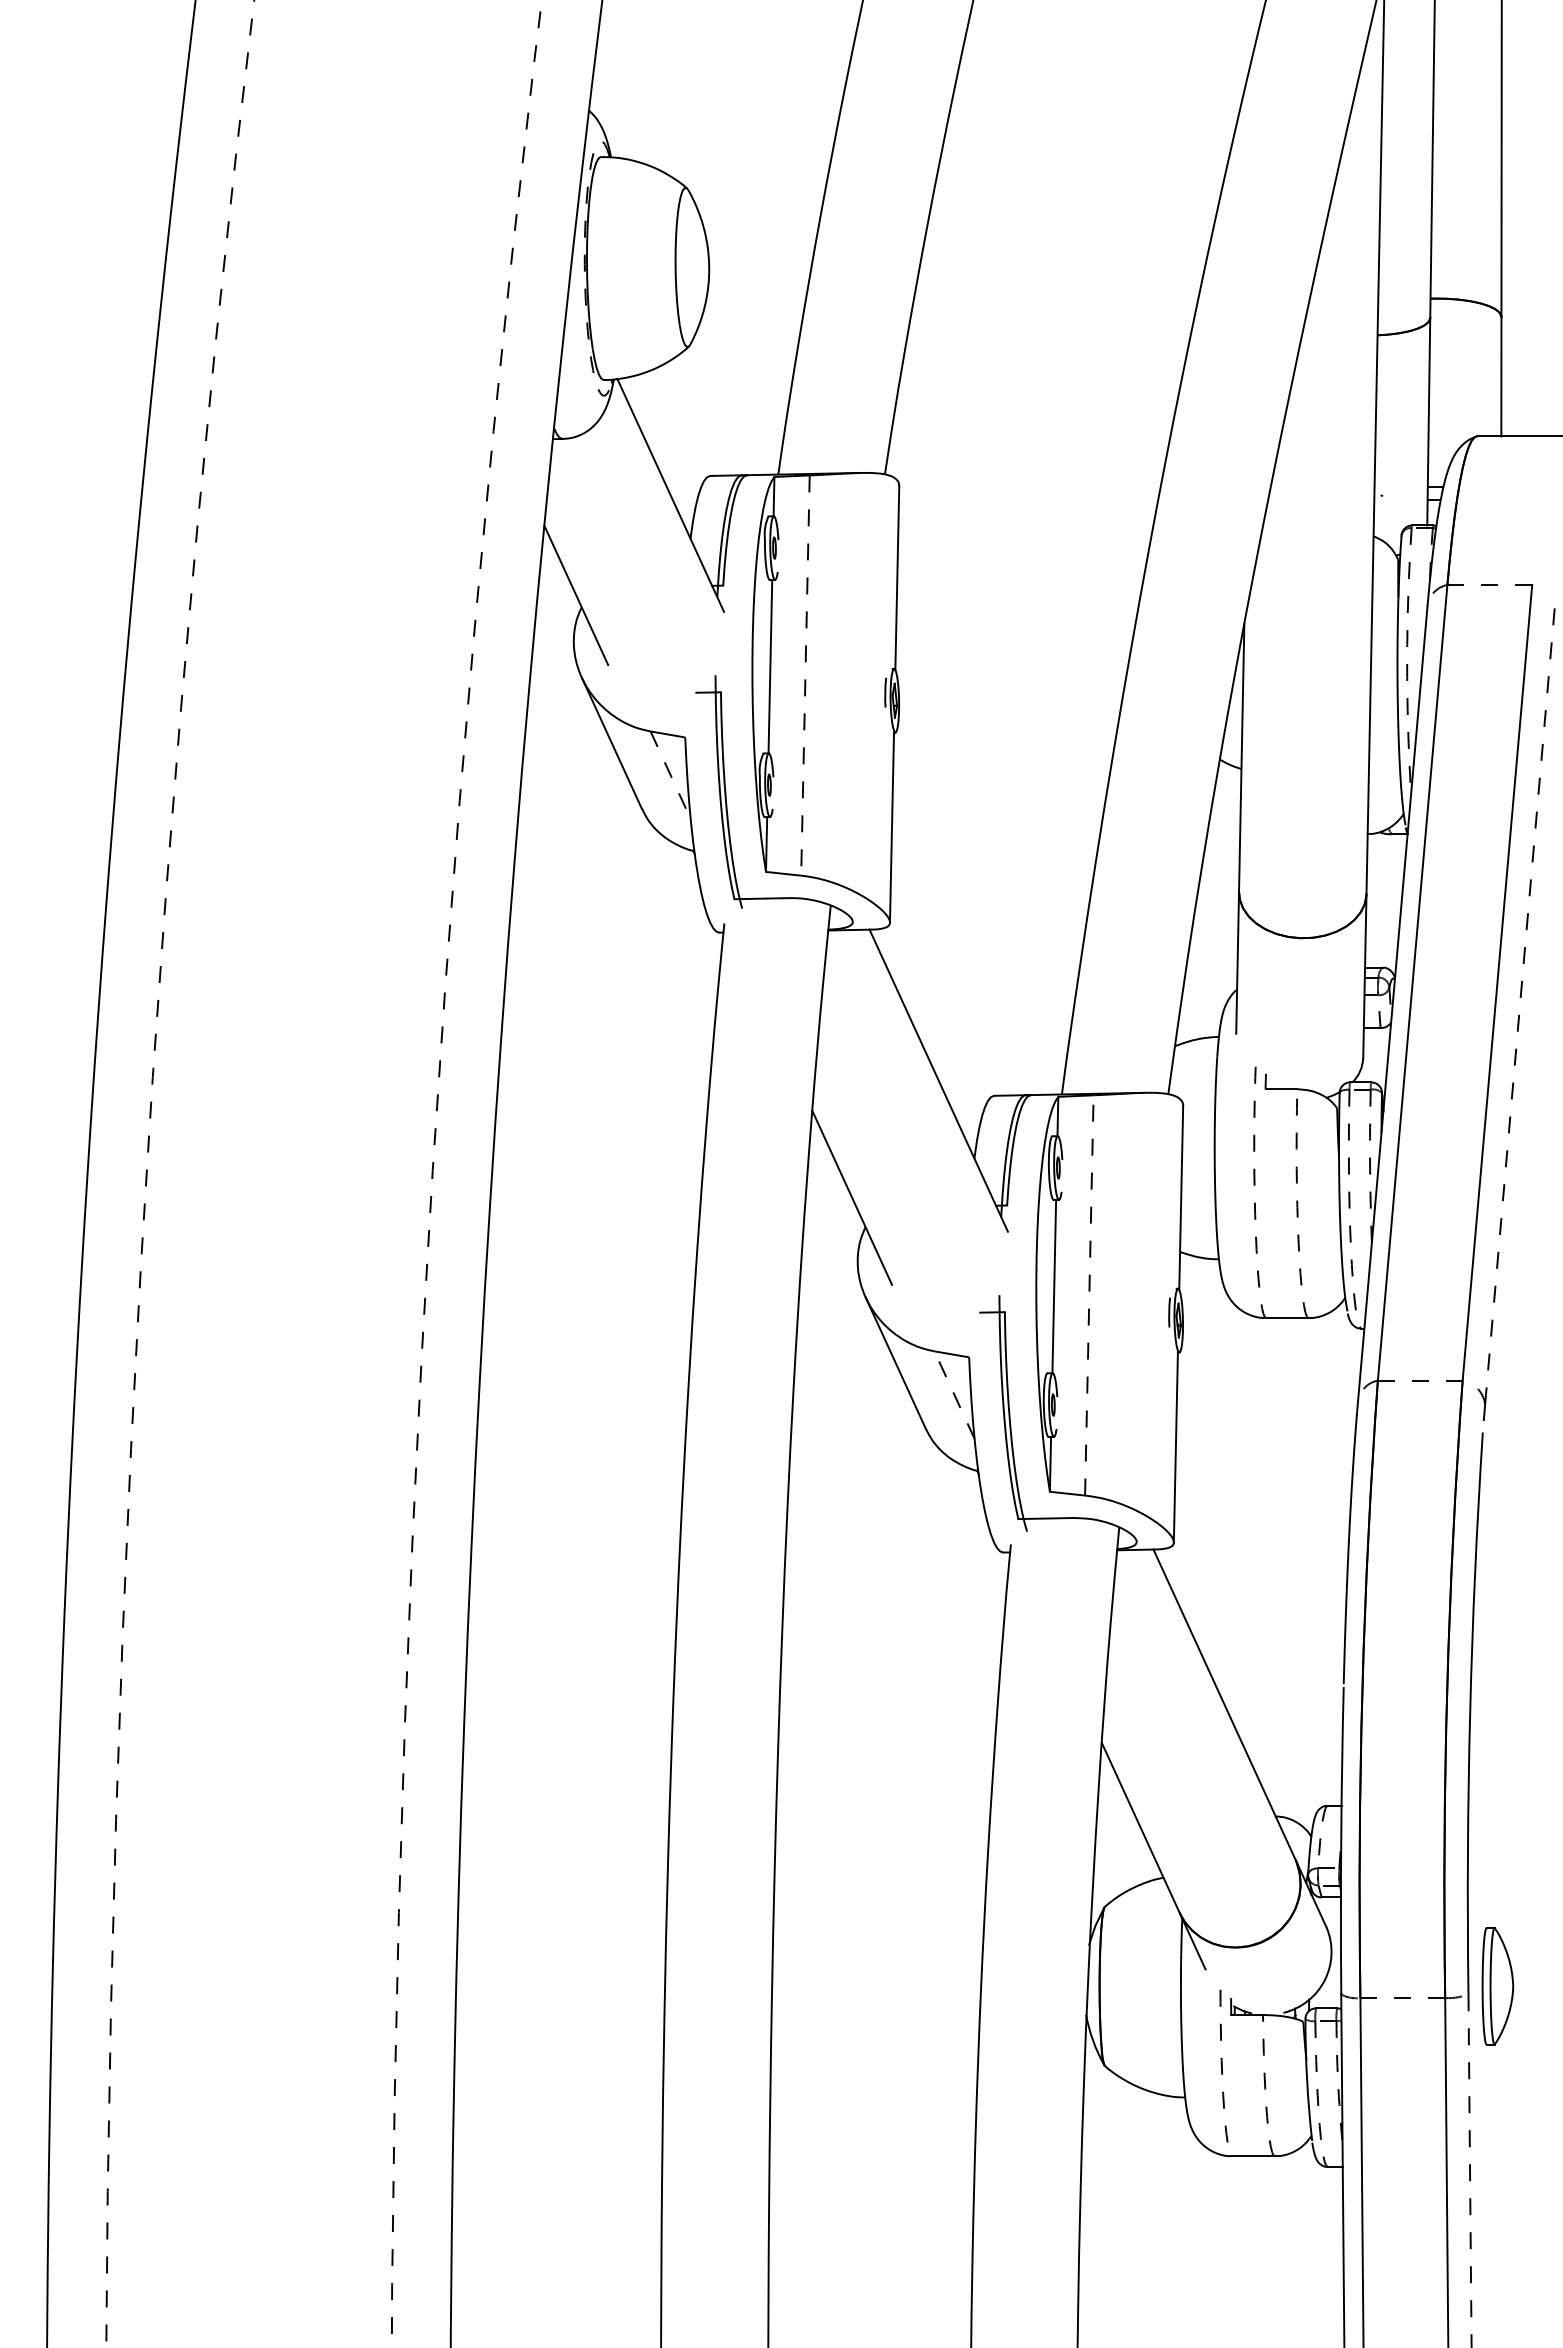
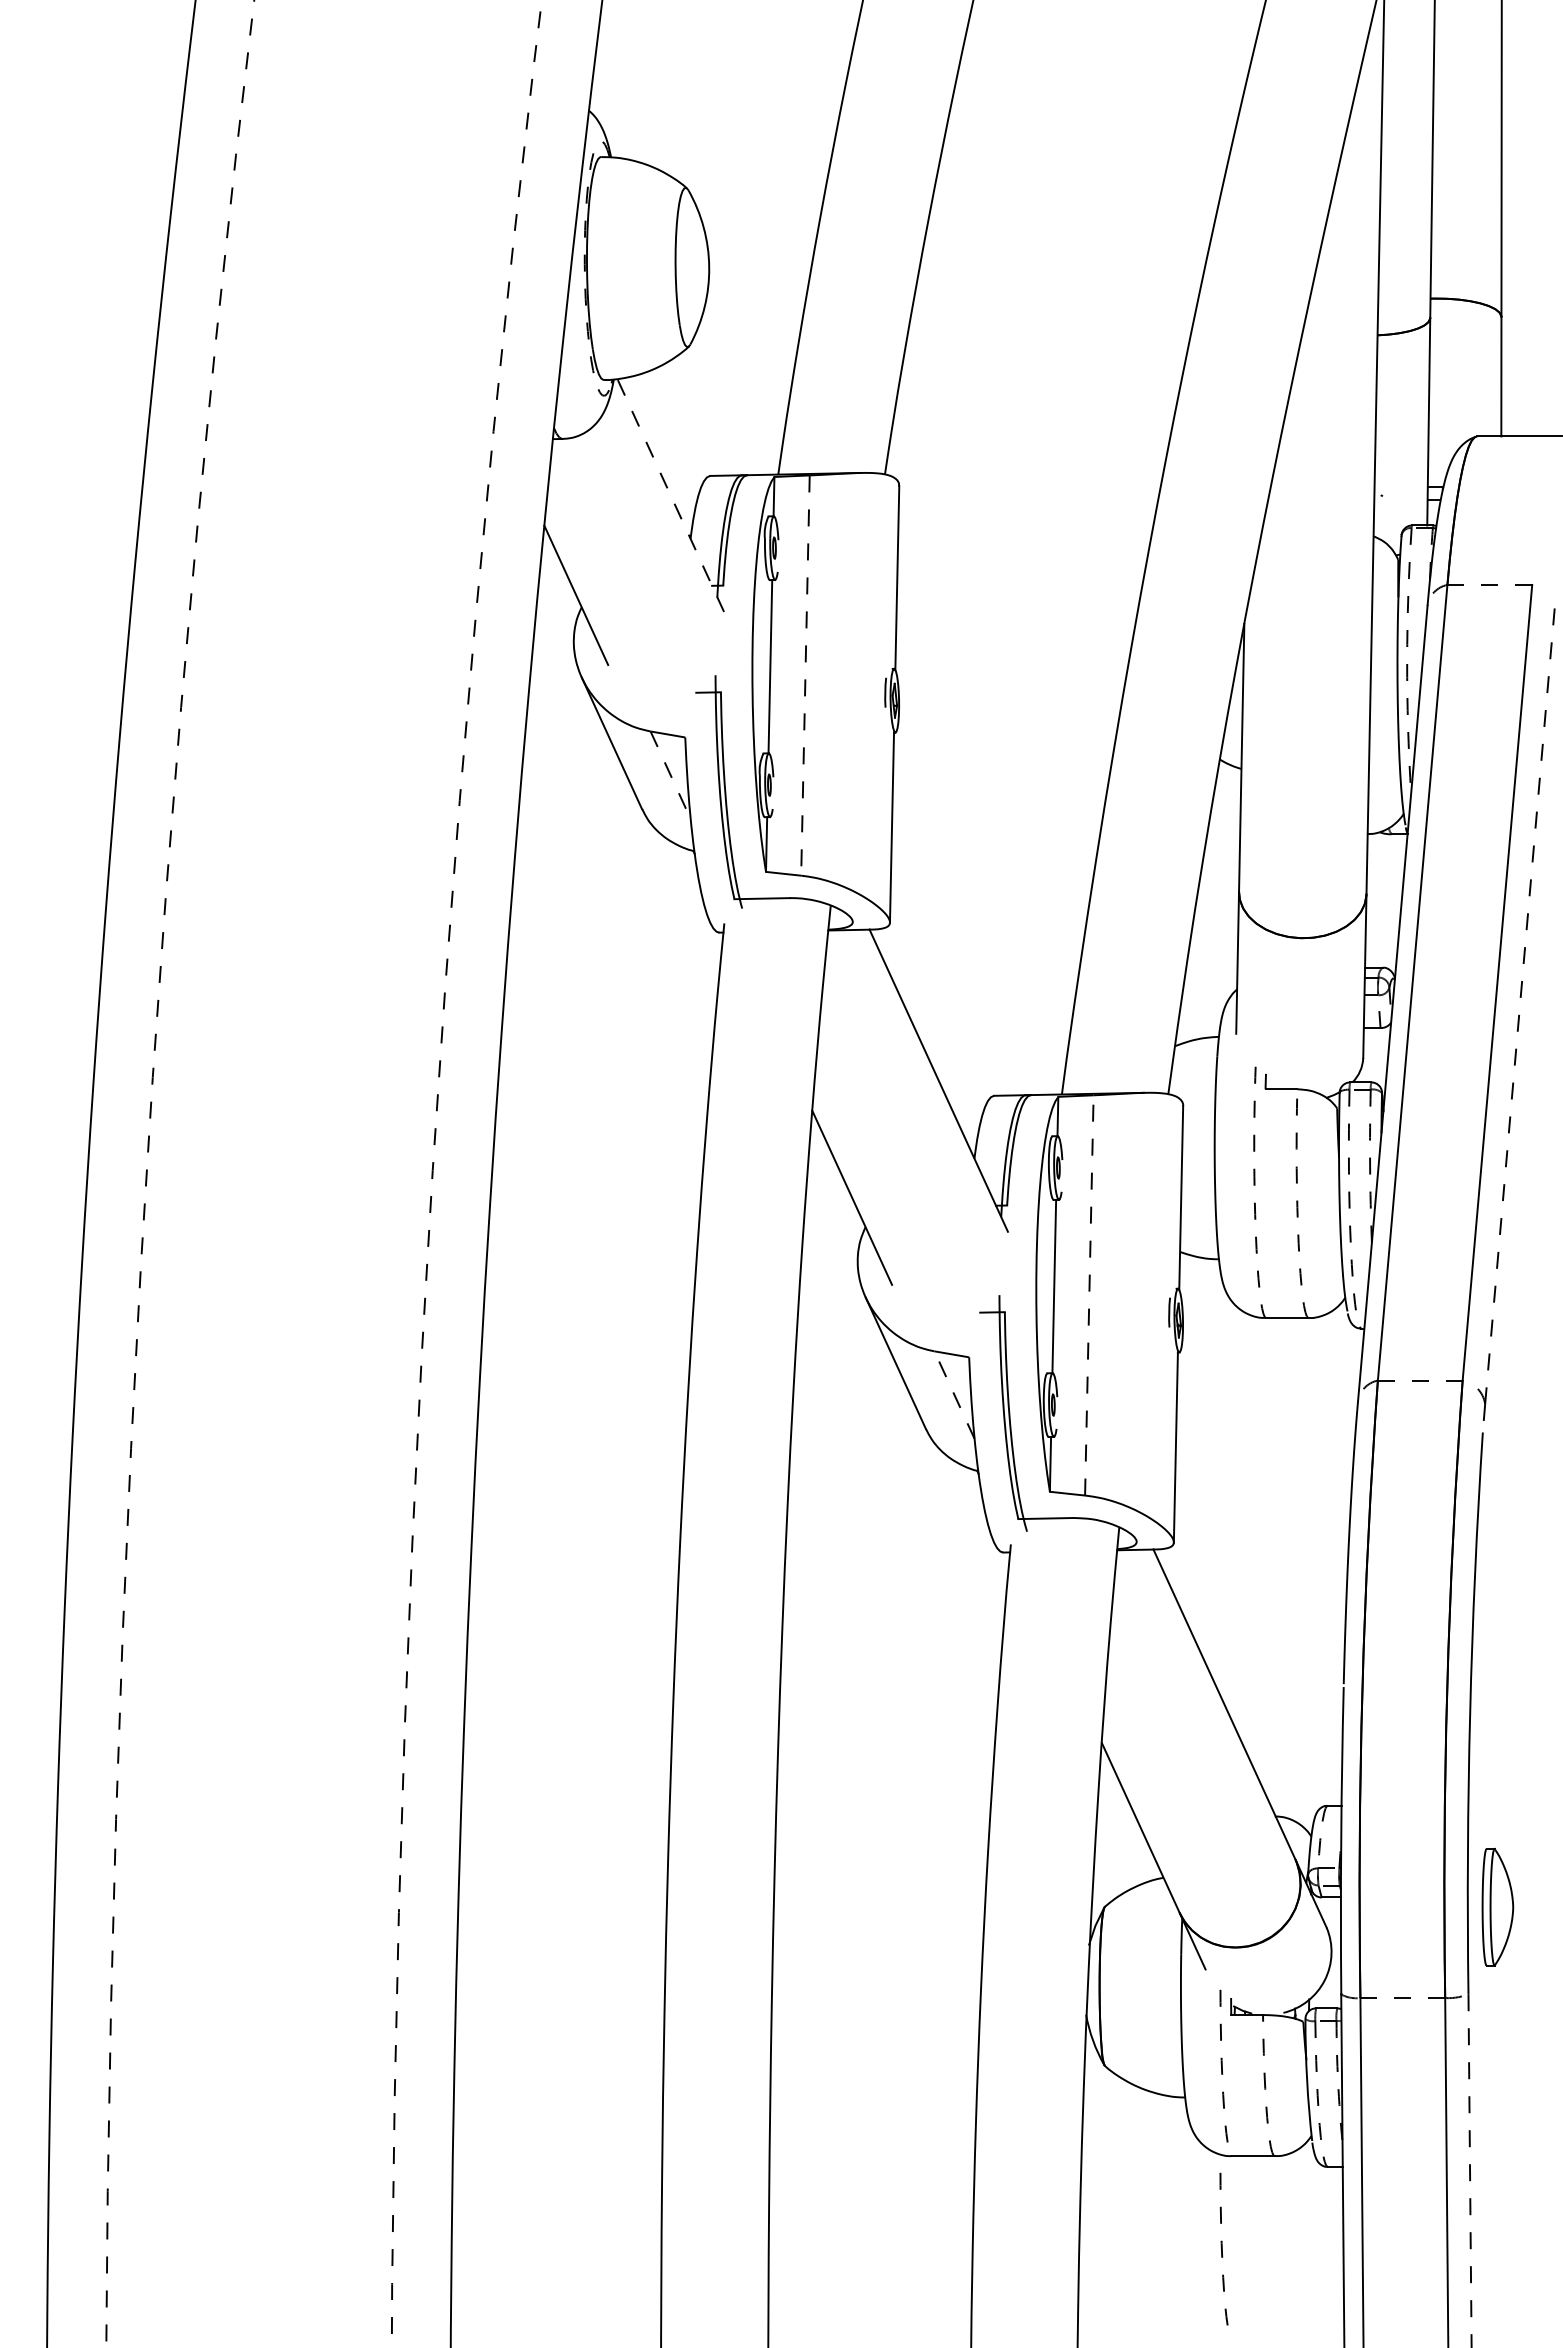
line: solid -> dashed (670, 494)
part position: (1497, 1985) -> (1497, 1906) (1497, 1906)
curve: none -> present (1222, 2248)
